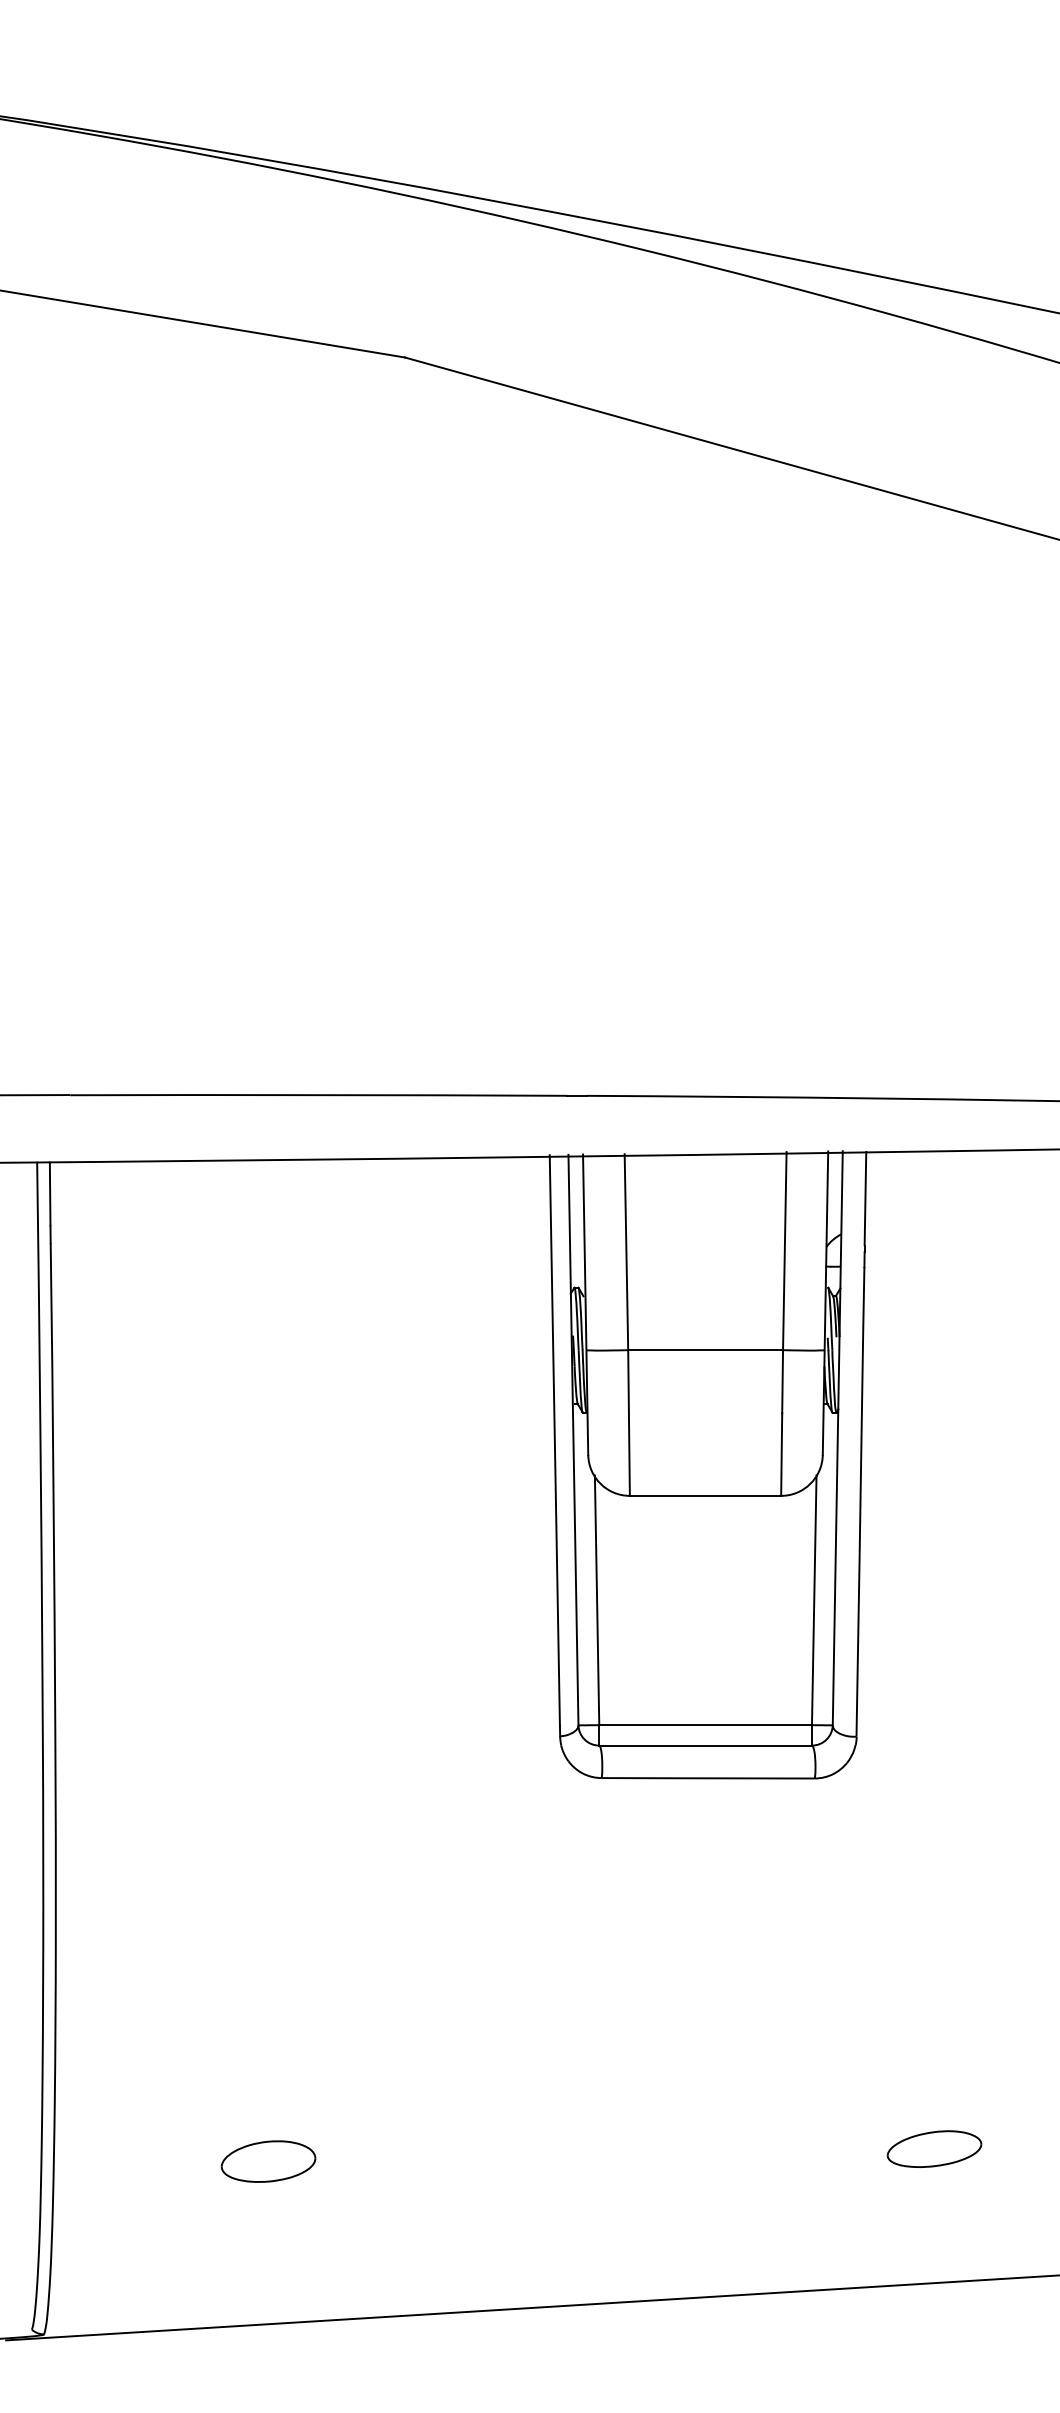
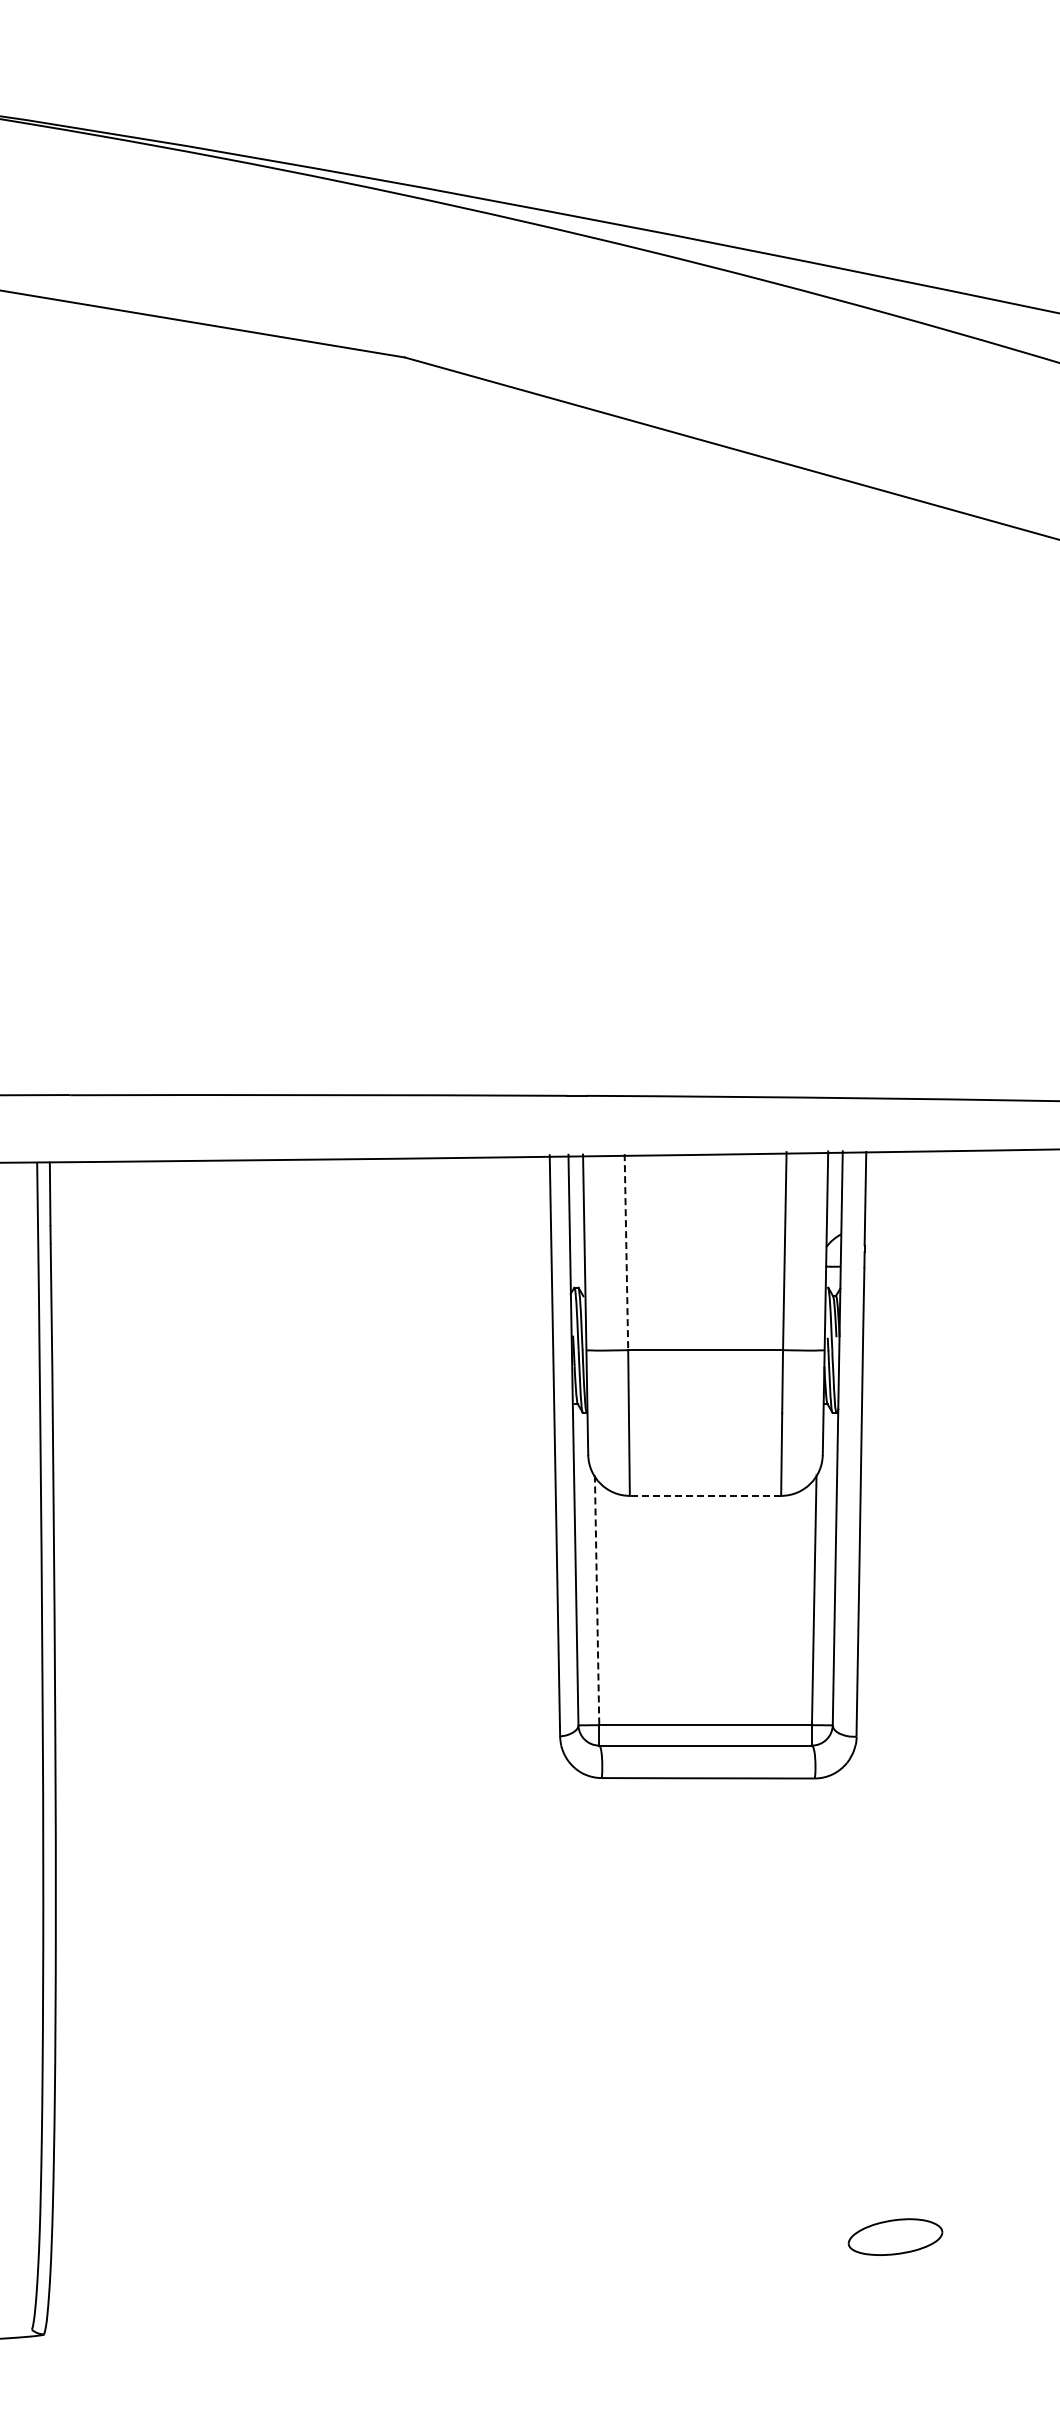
line: solid -> dashed (626, 1252)
line: solid -> dashed (705, 1495)
line: solid -> dashed (597, 1600)
part position: (934, 2148) -> (895, 2236) (895, 2236)
part: present -> none (268, 2161)
line: present -> none (531, 2307)
